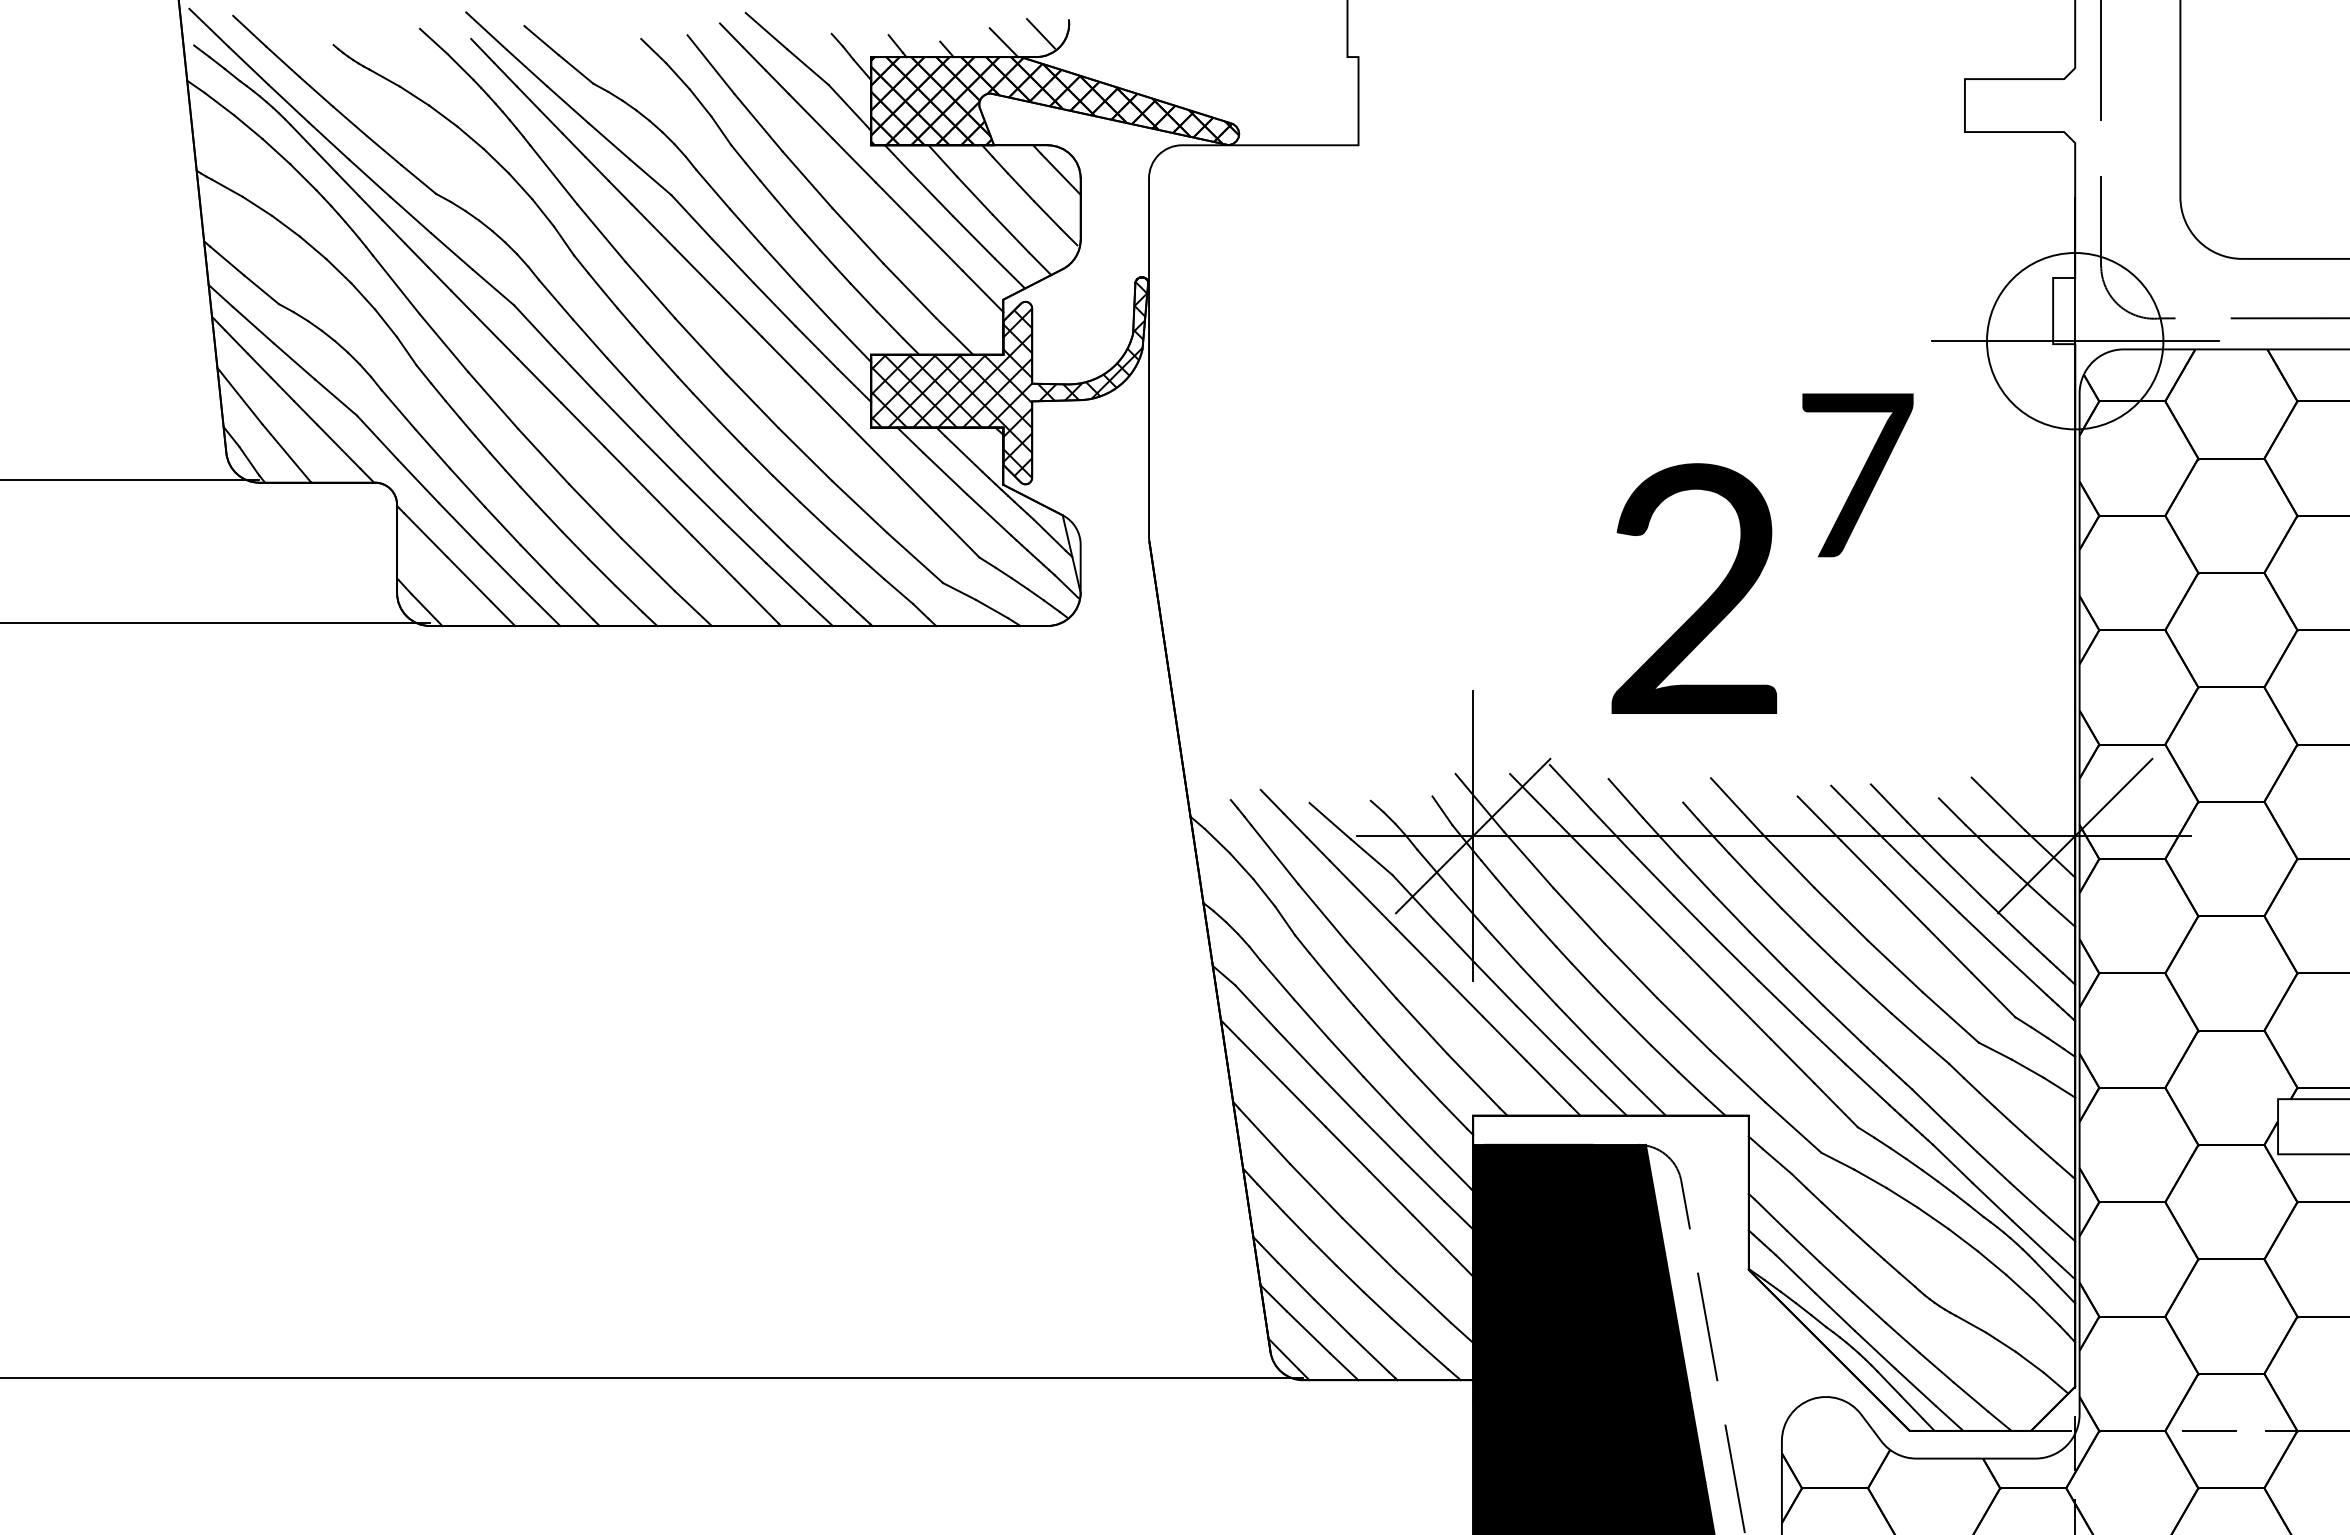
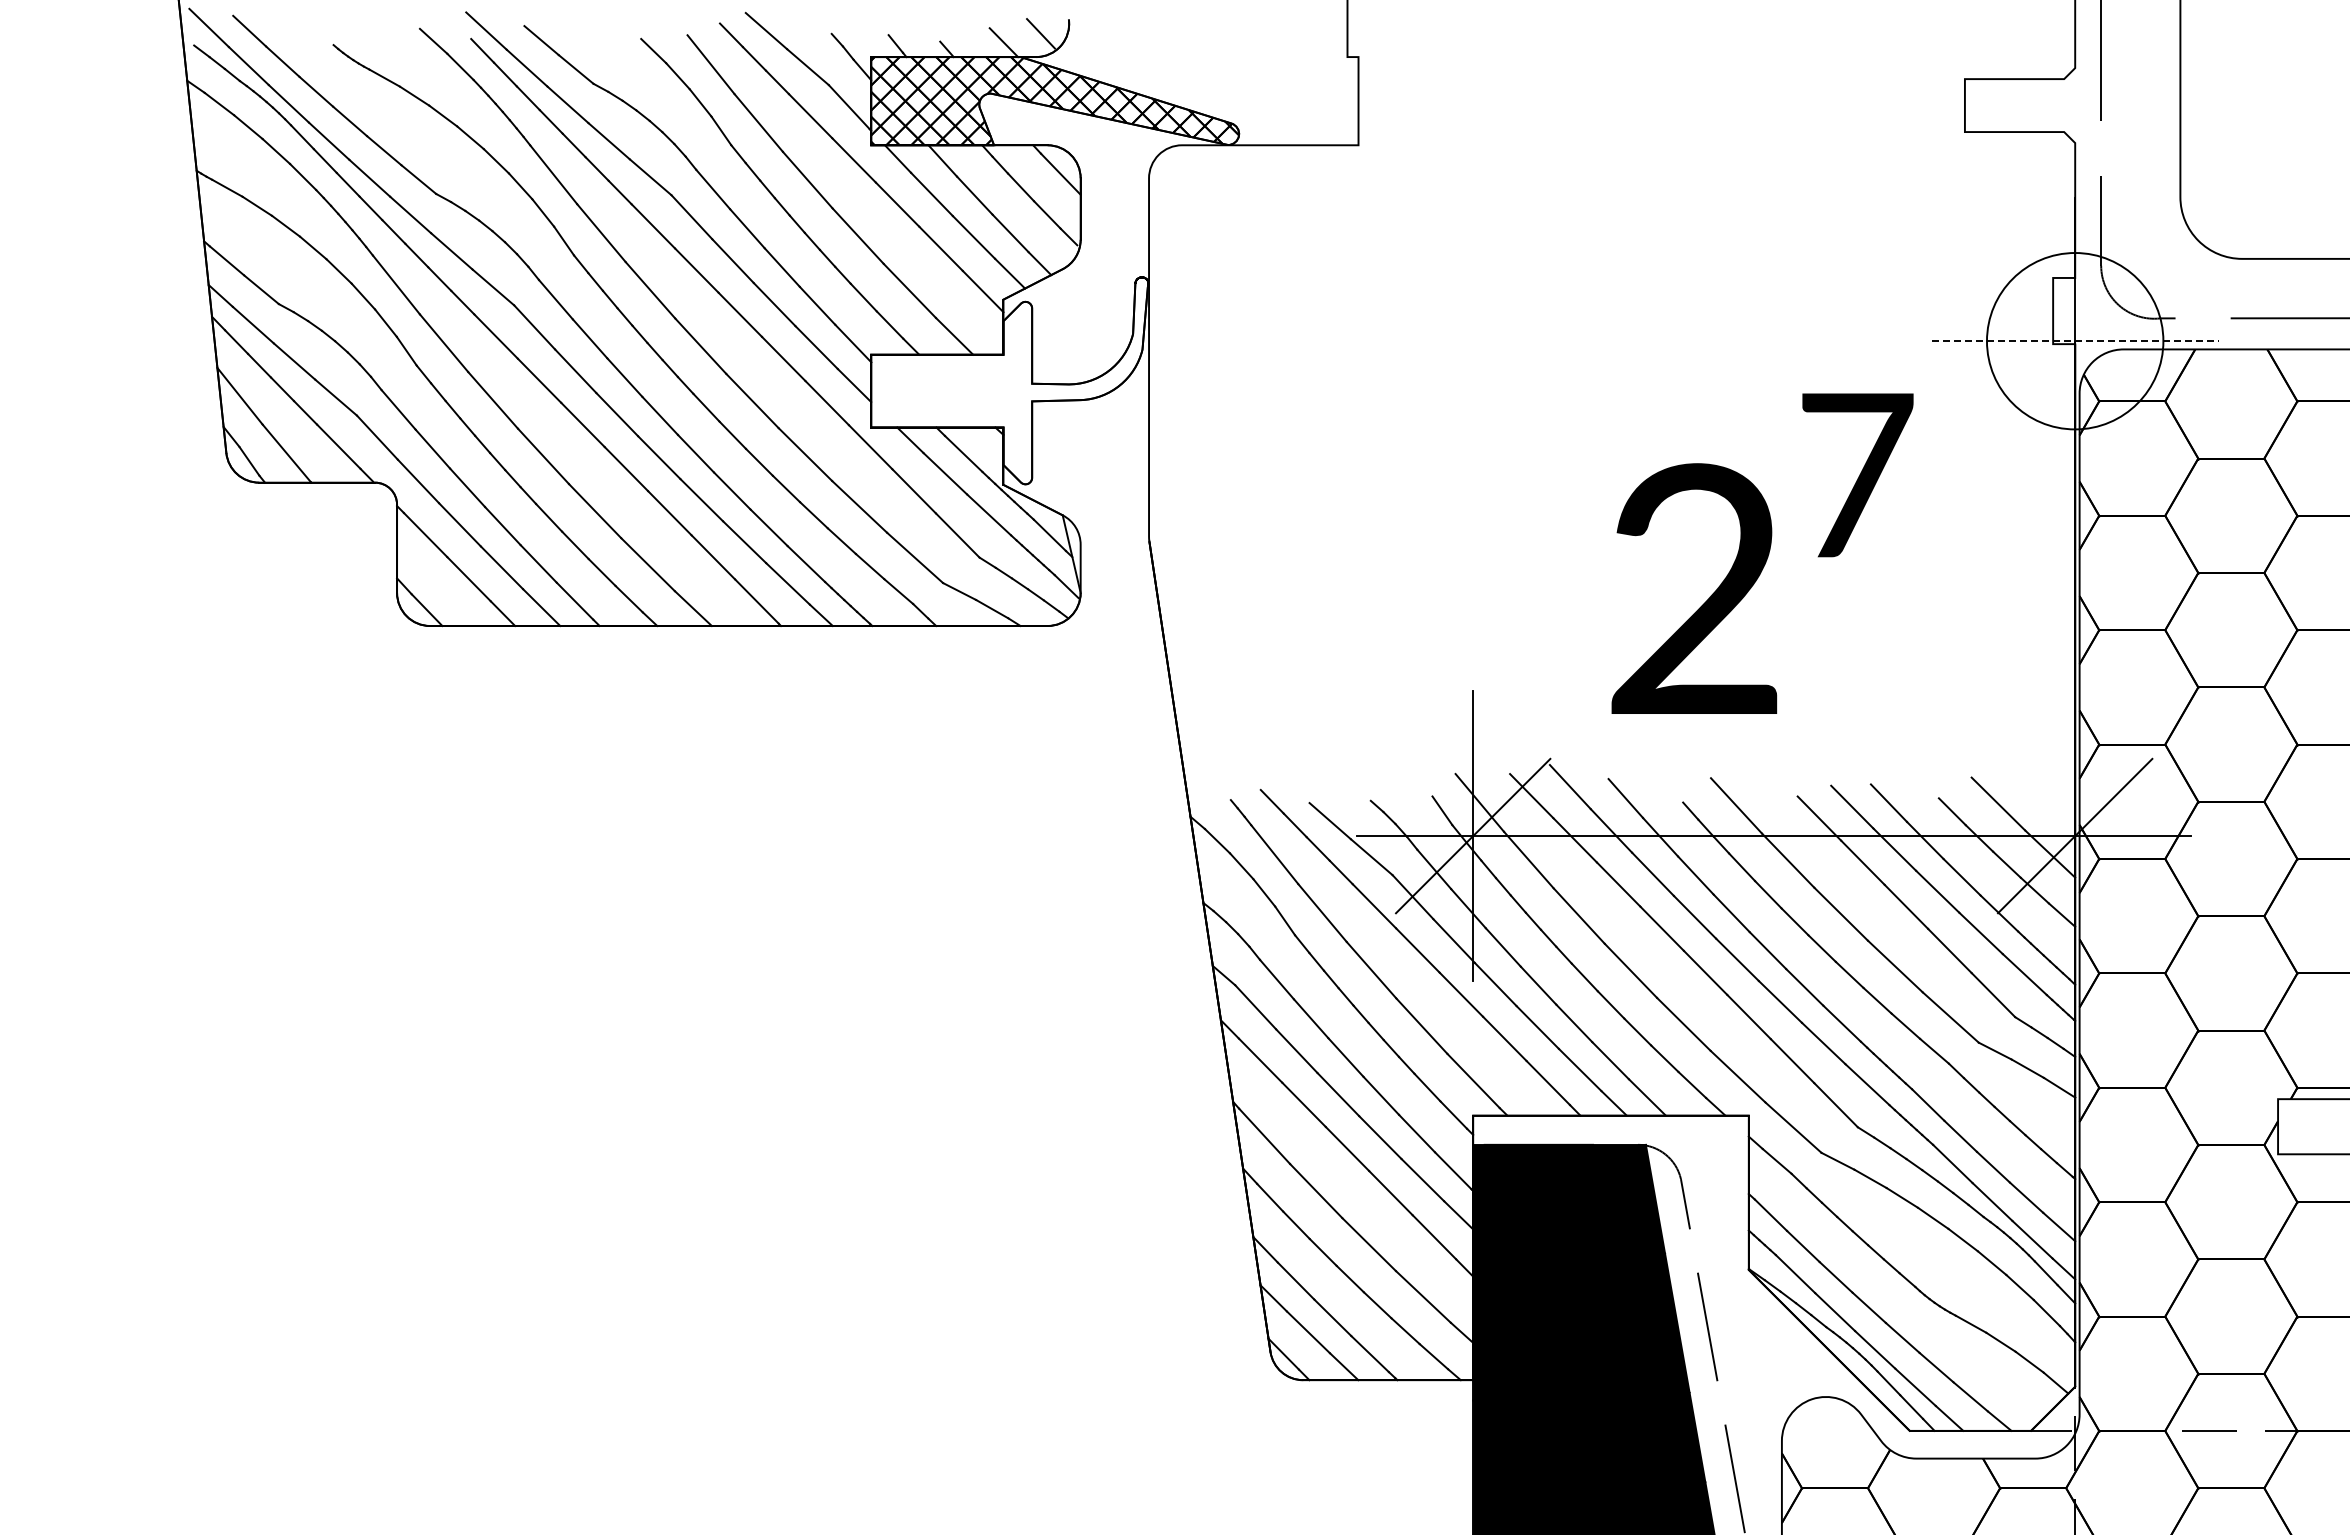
line: solid -> dashed (2075, 341)
hatch: present -> none (1009, 379)
line: present -> none (130, 480)
line: present -> none (216, 623)
line: present -> none (652, 1377)
